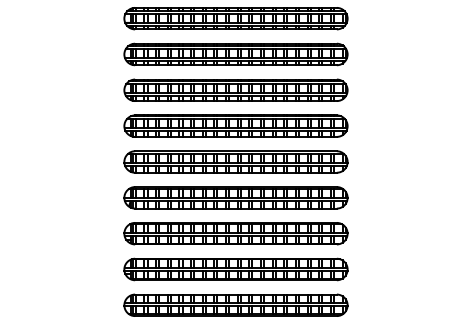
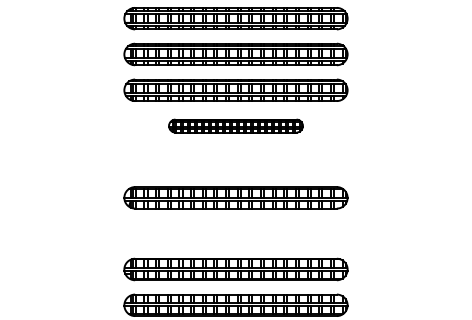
part size: 226x24 px -> 136x16 px (235, 125)
part: present -> none (235, 161)
part: present -> none (235, 233)
